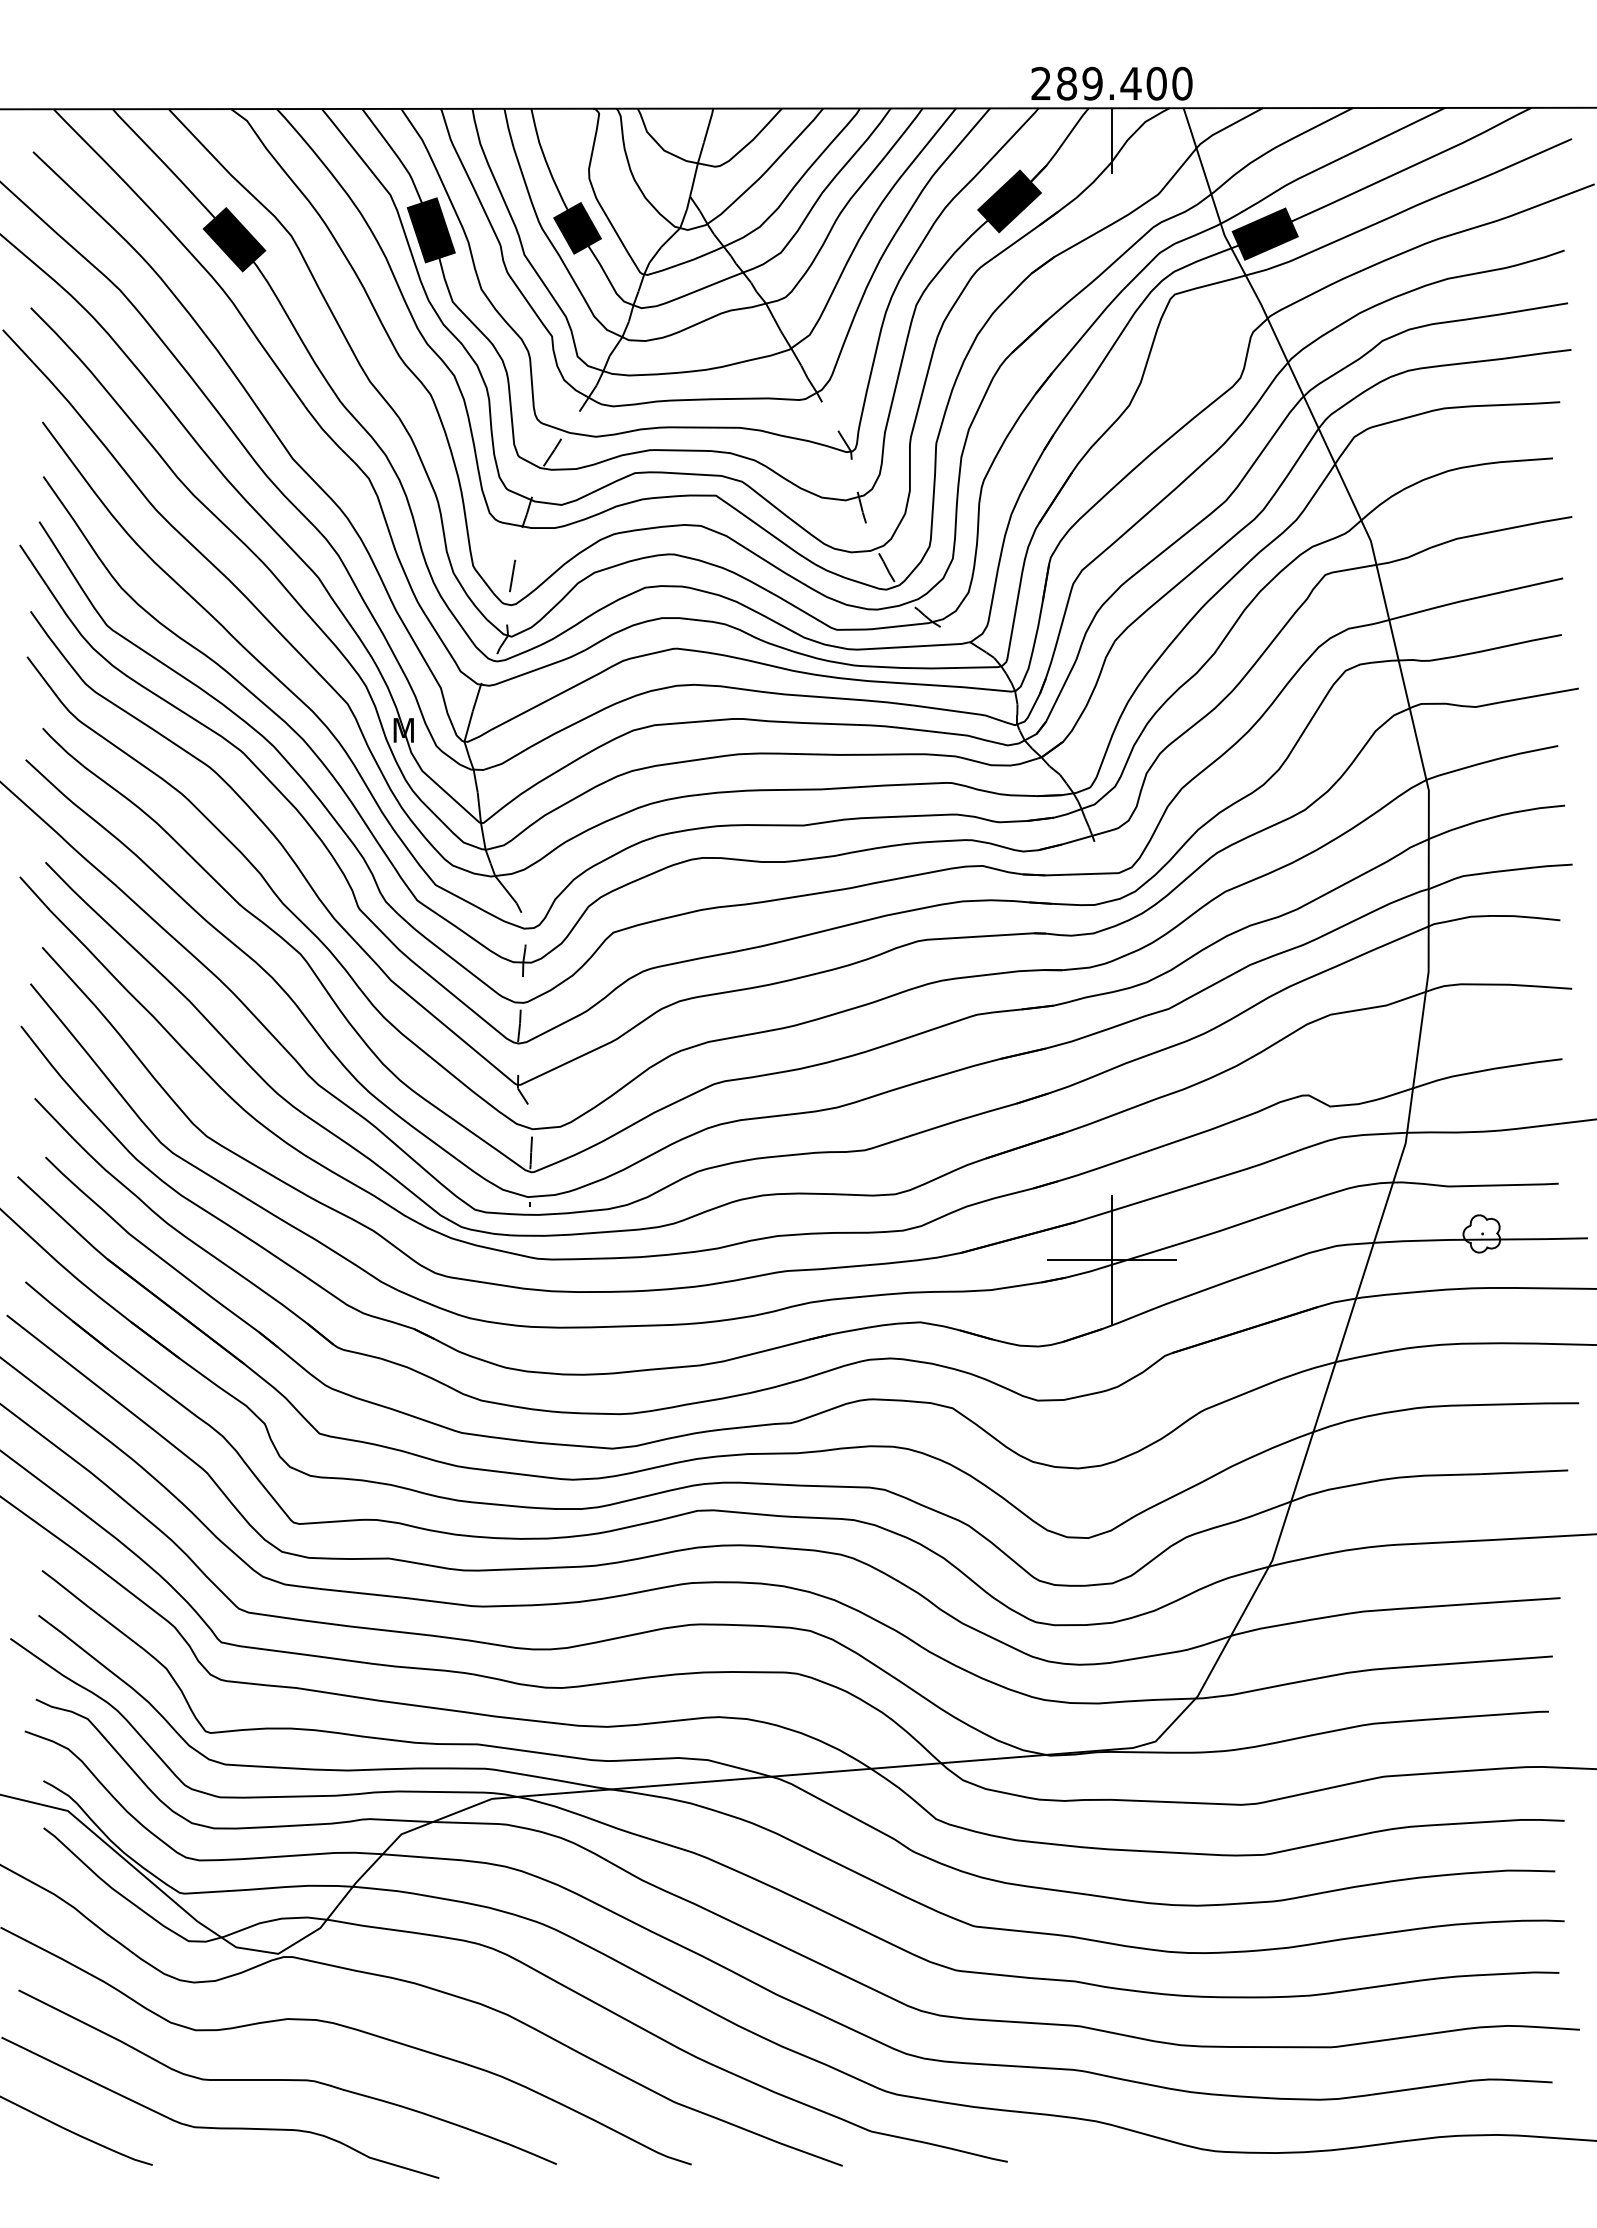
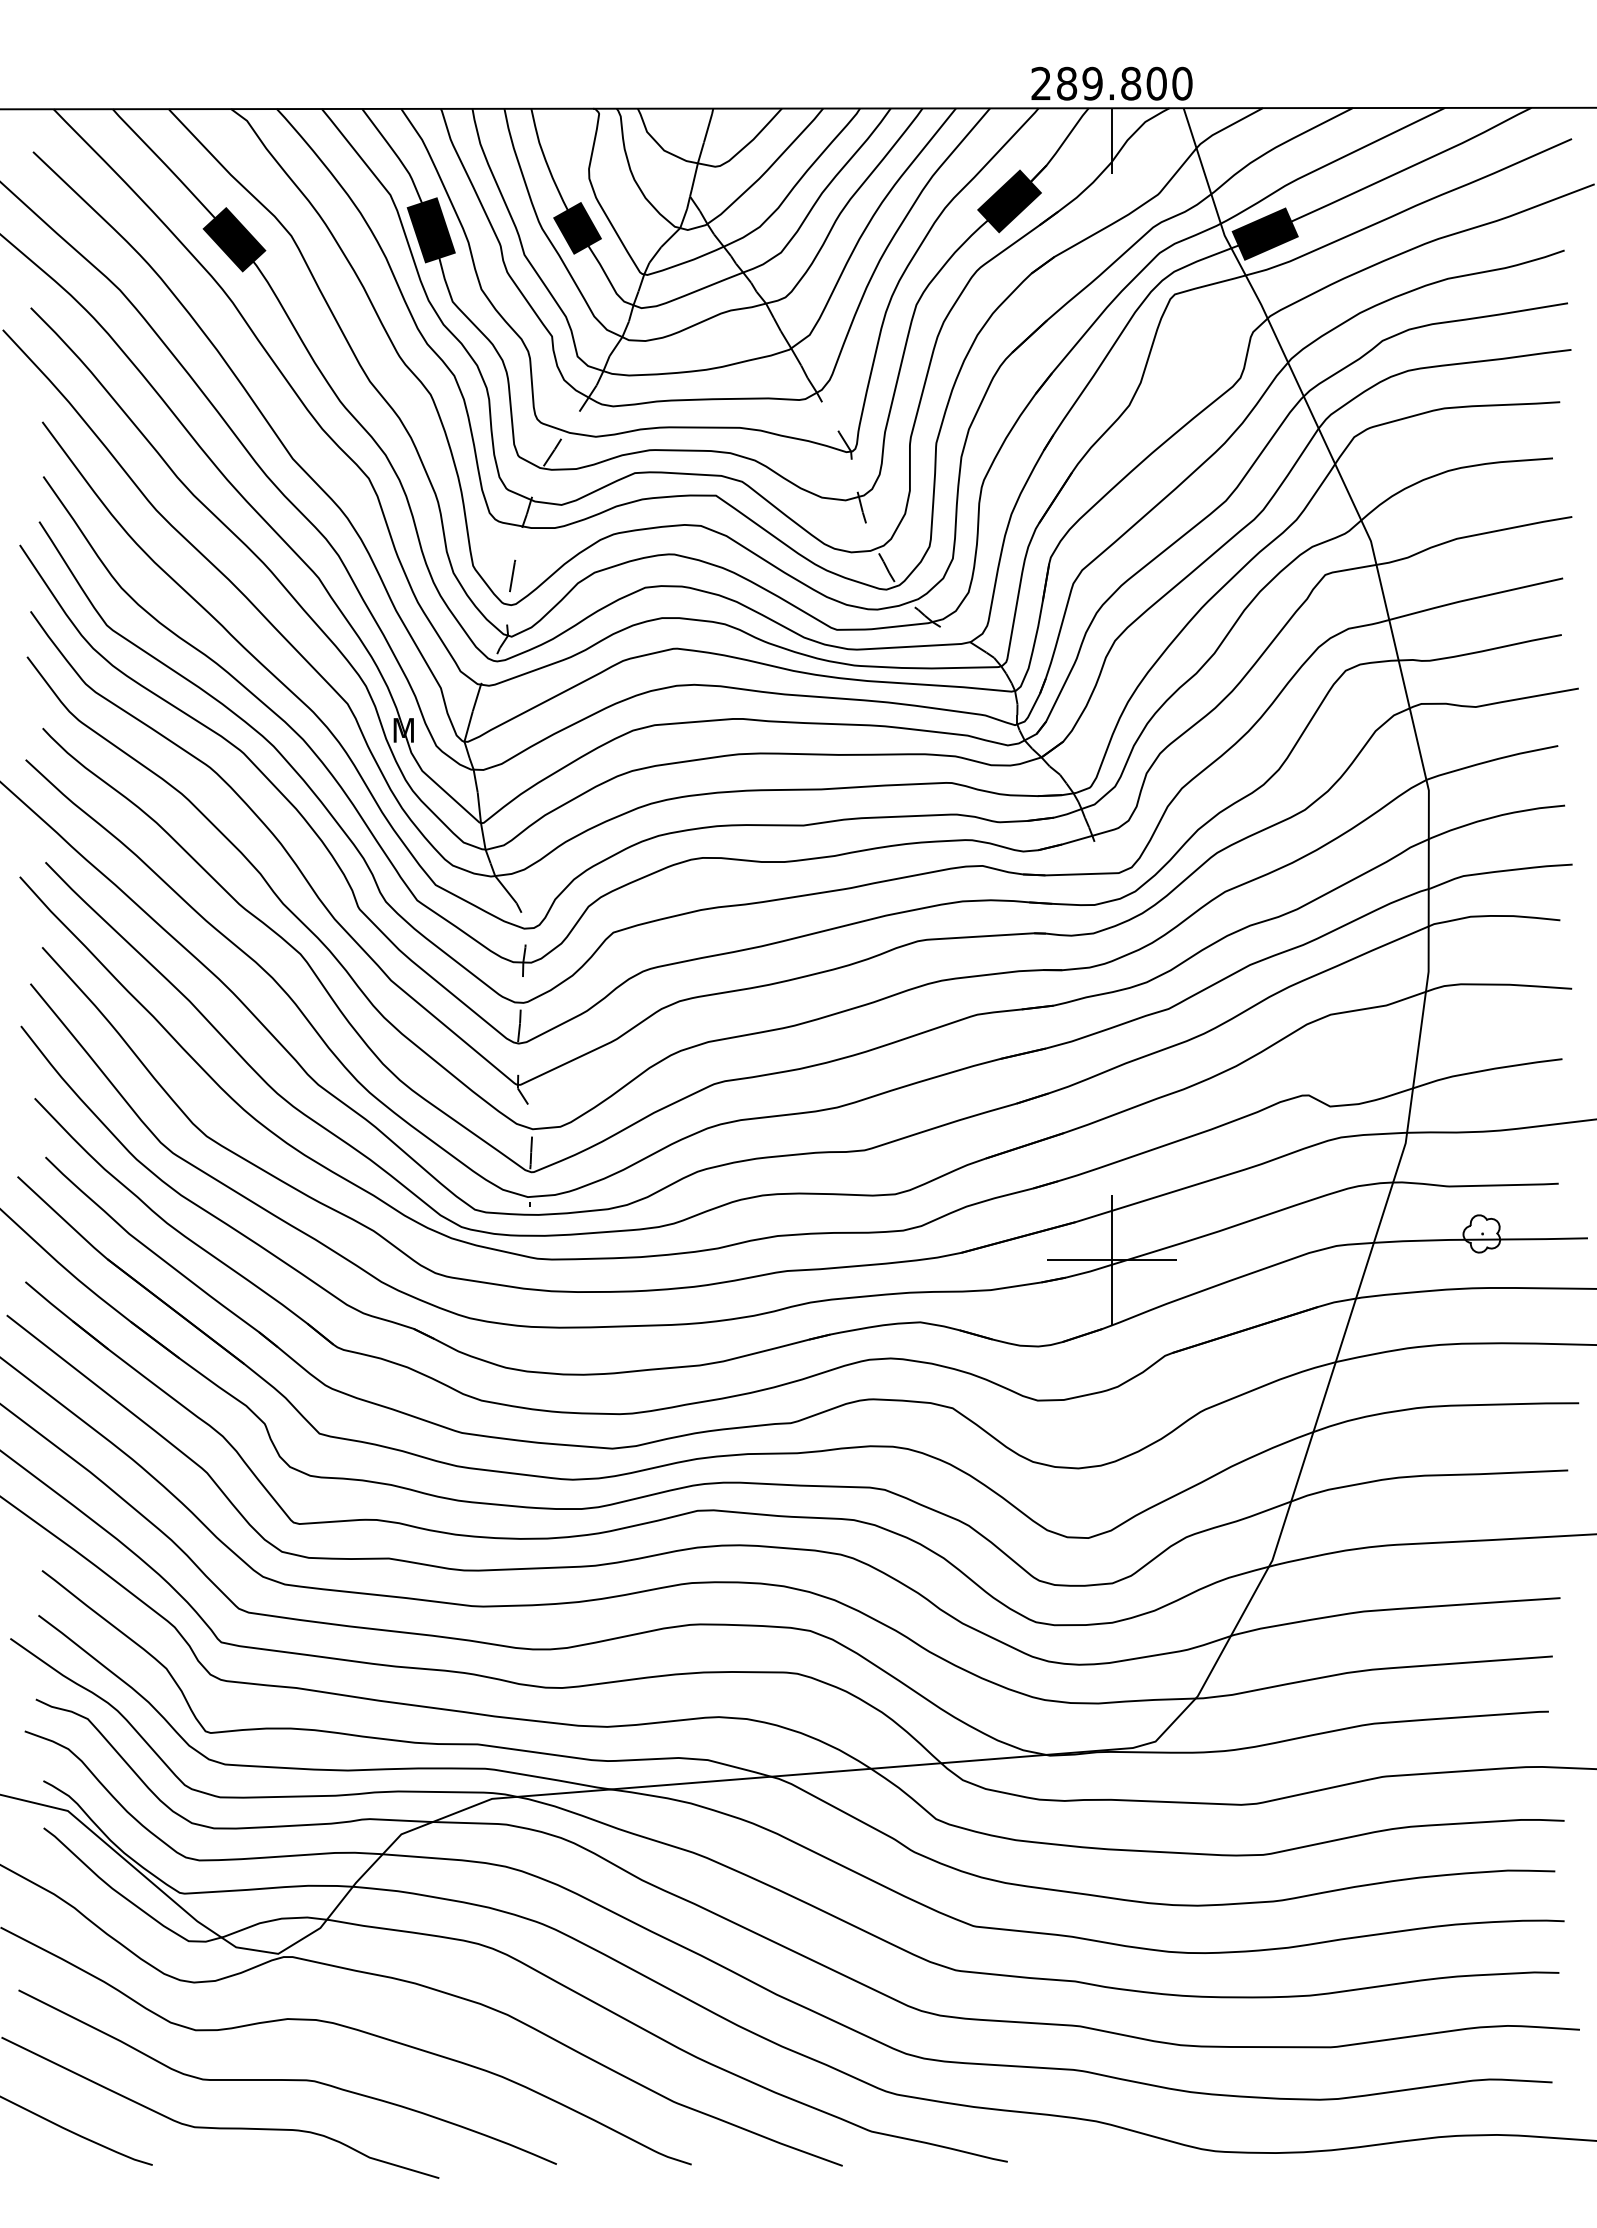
text: 289.400 -> 289.800 (1130, 83)
